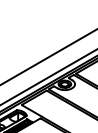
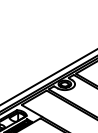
line: present -> none (48, 56)
